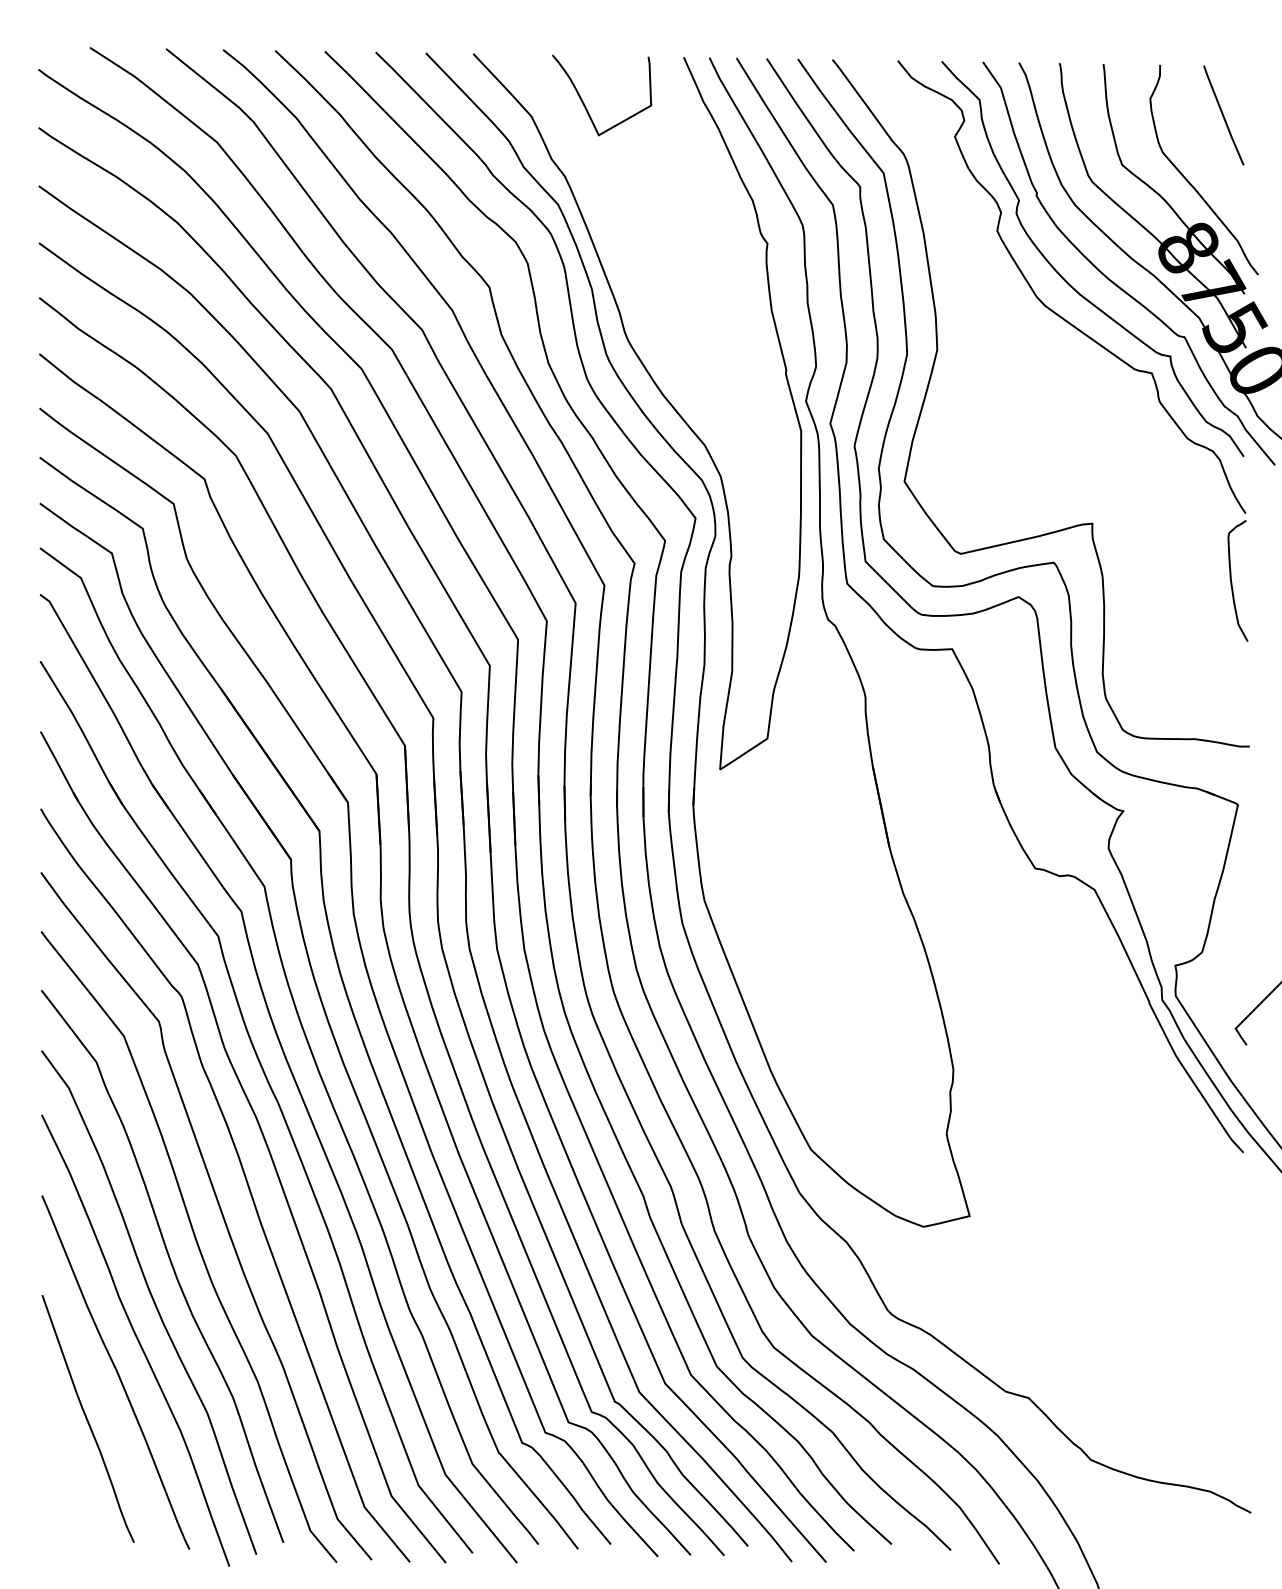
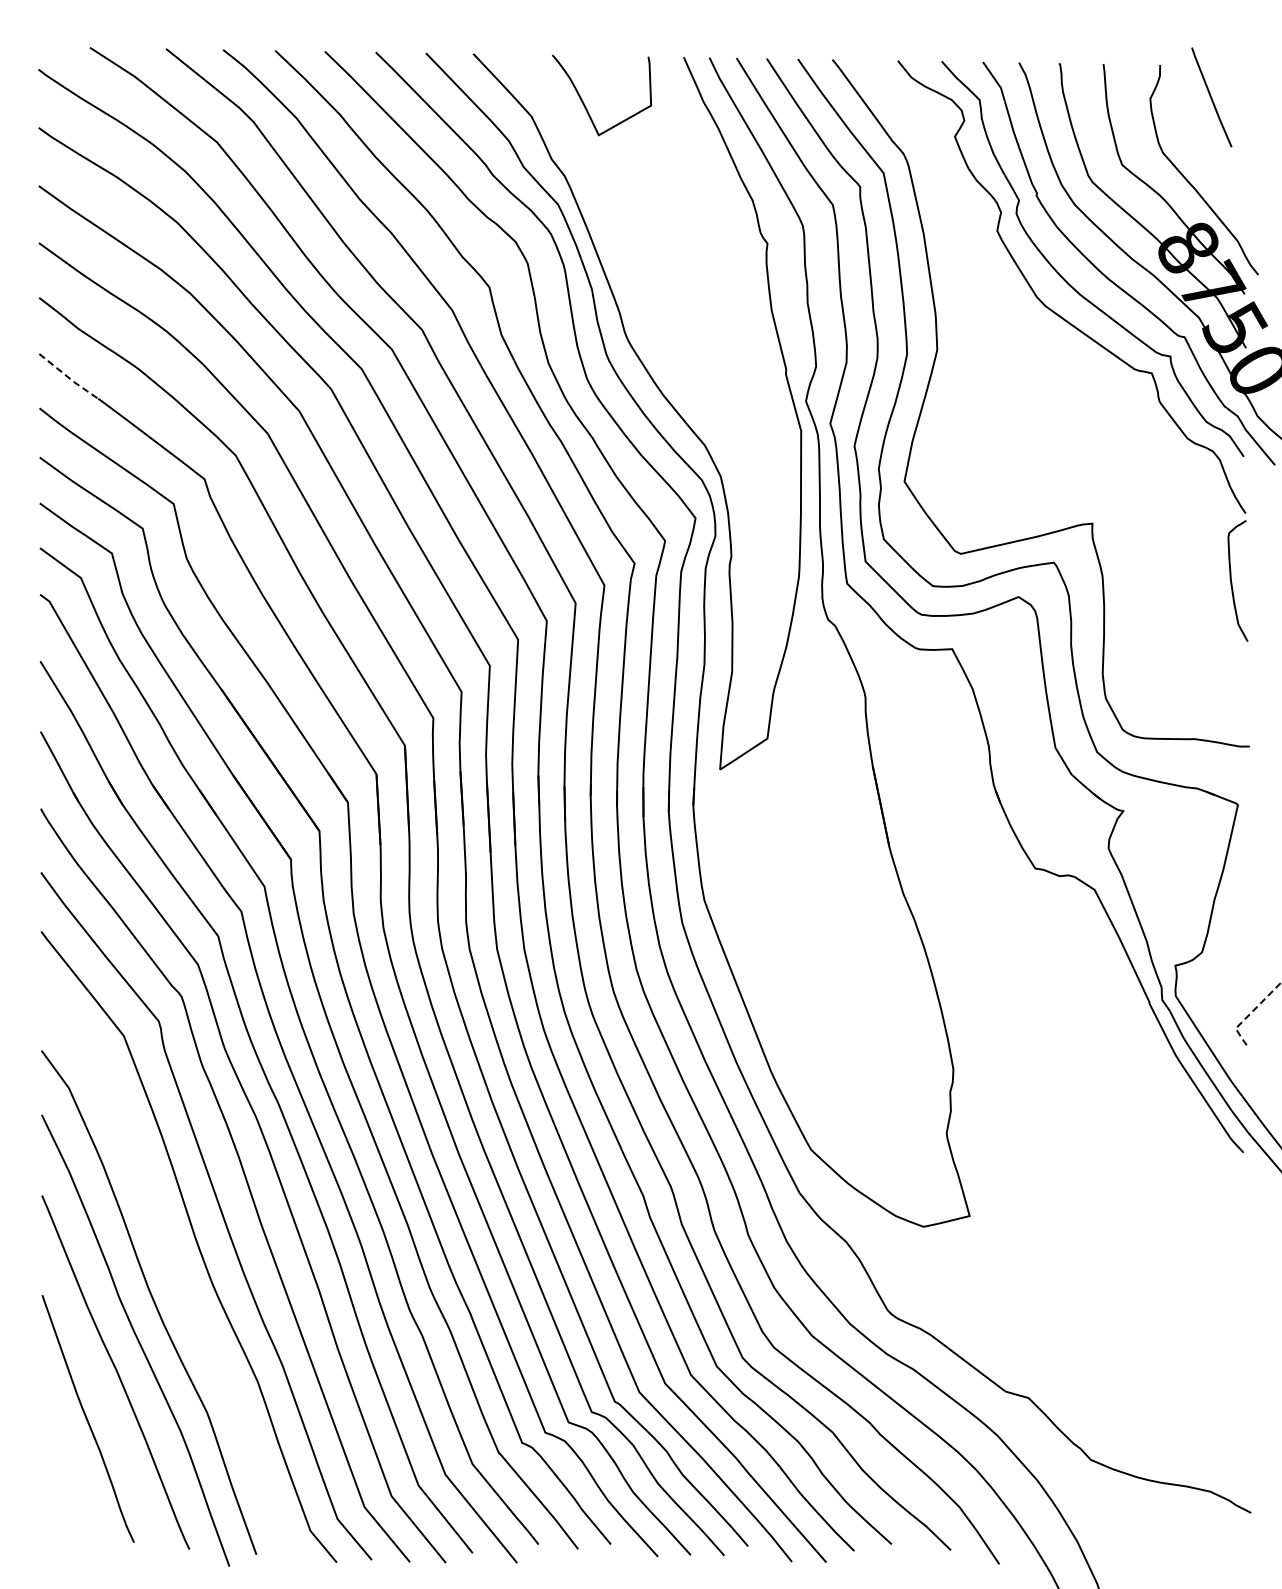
line position: (1223, 115) -> (1211, 97) (1211, 97)
line: solid -> dashed (69, 378)
line: solid -> dashed (1251, 1013)
curve: present -> none (170, 1263)
